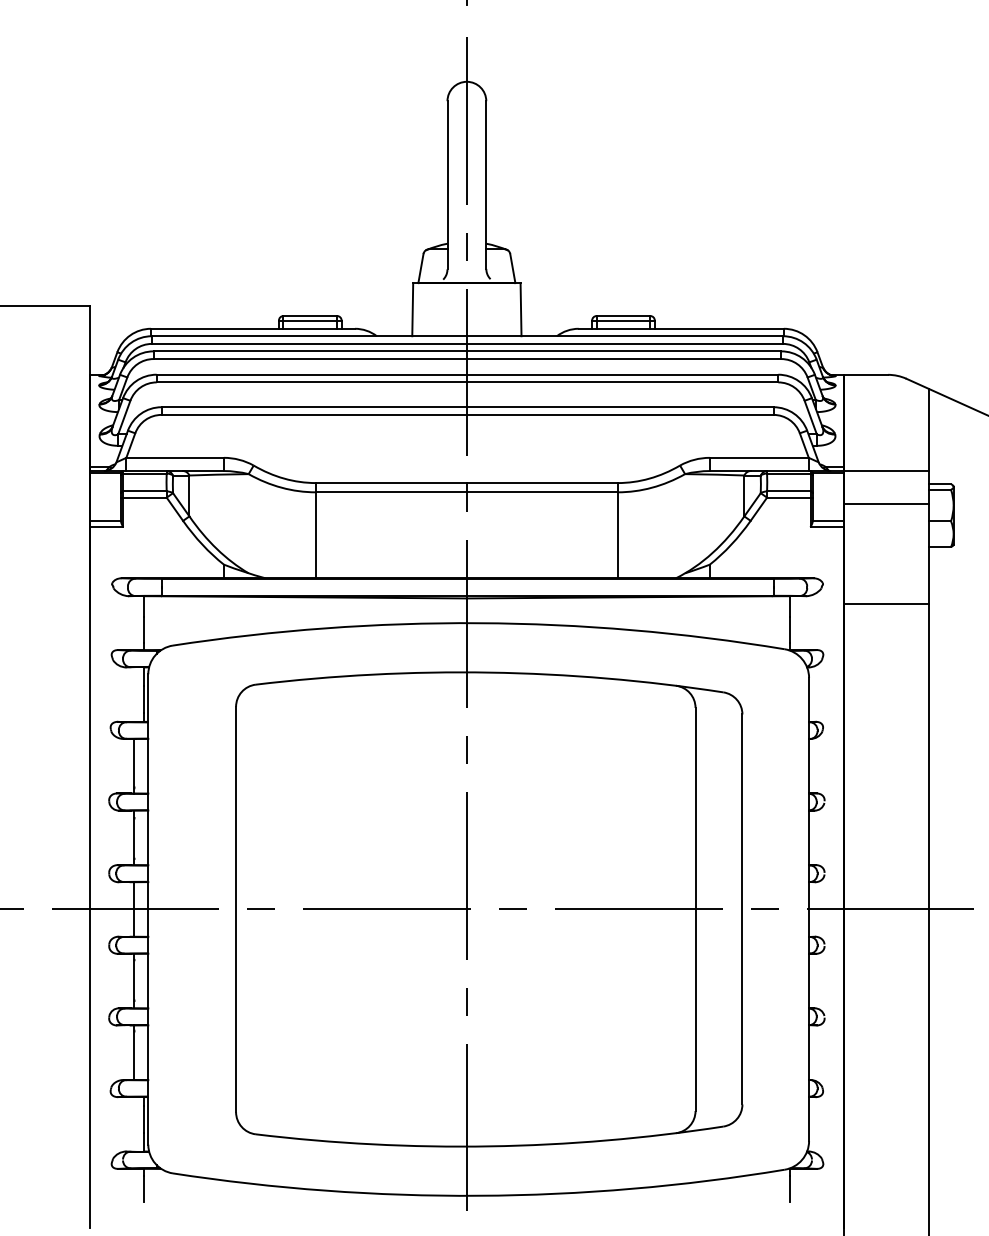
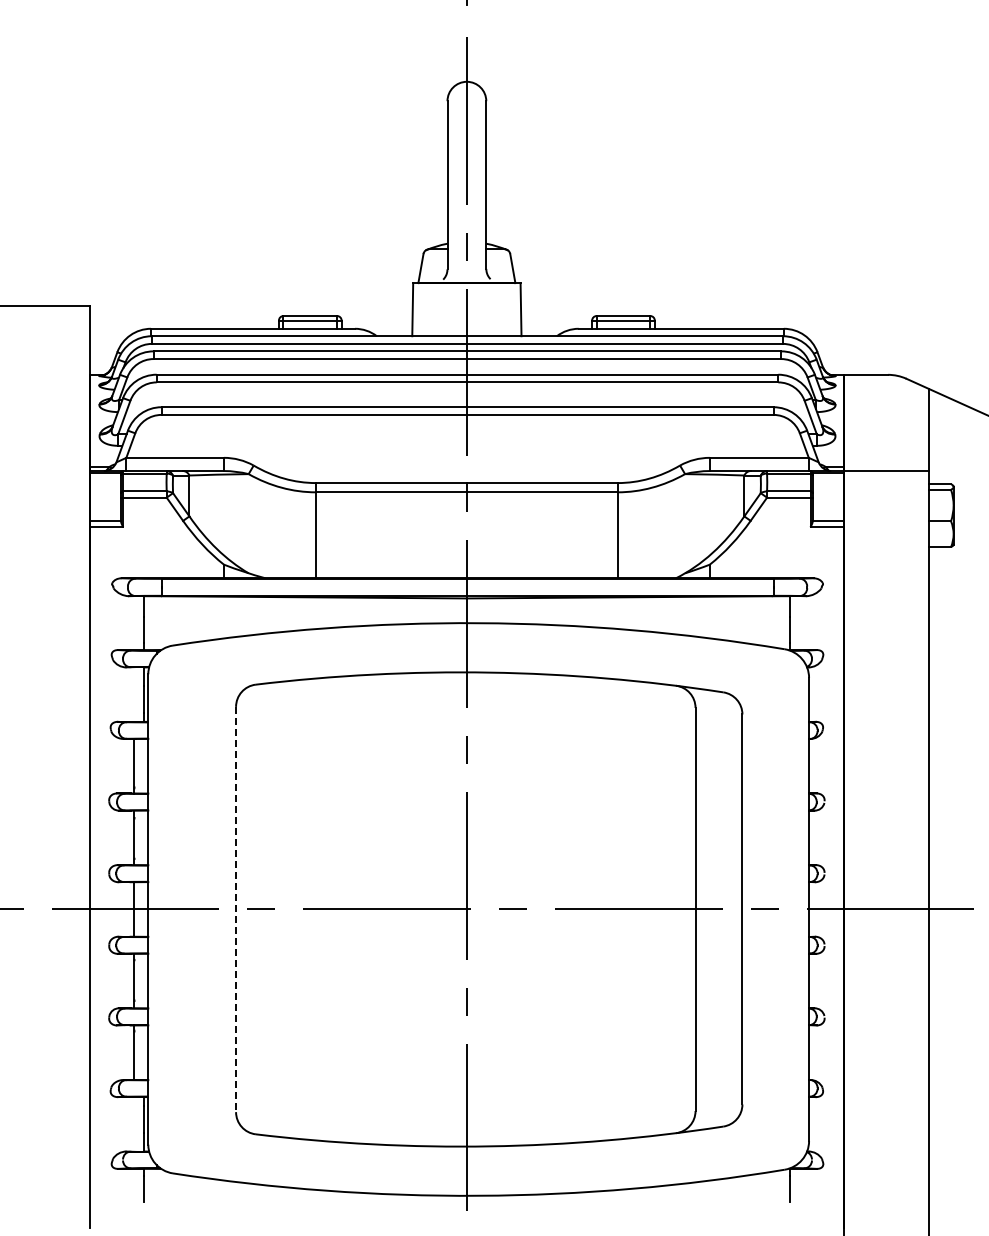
line: present -> none (886, 503)
line: present -> none (886, 603)
line: solid -> dashed (236, 909)
